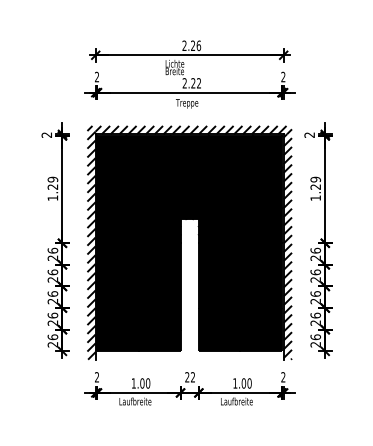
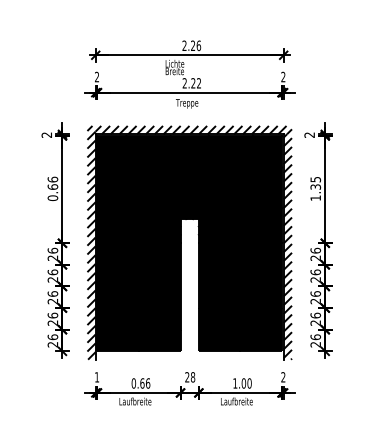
text: 1.29 -> 1.35 (315, 182)
text: 1.29 -> 0.66 (52, 188)
text: 2 -> 1 (96, 377)
text: 22 -> 28 (192, 377)
text: 1.00 -> 0.66 (140, 383)
